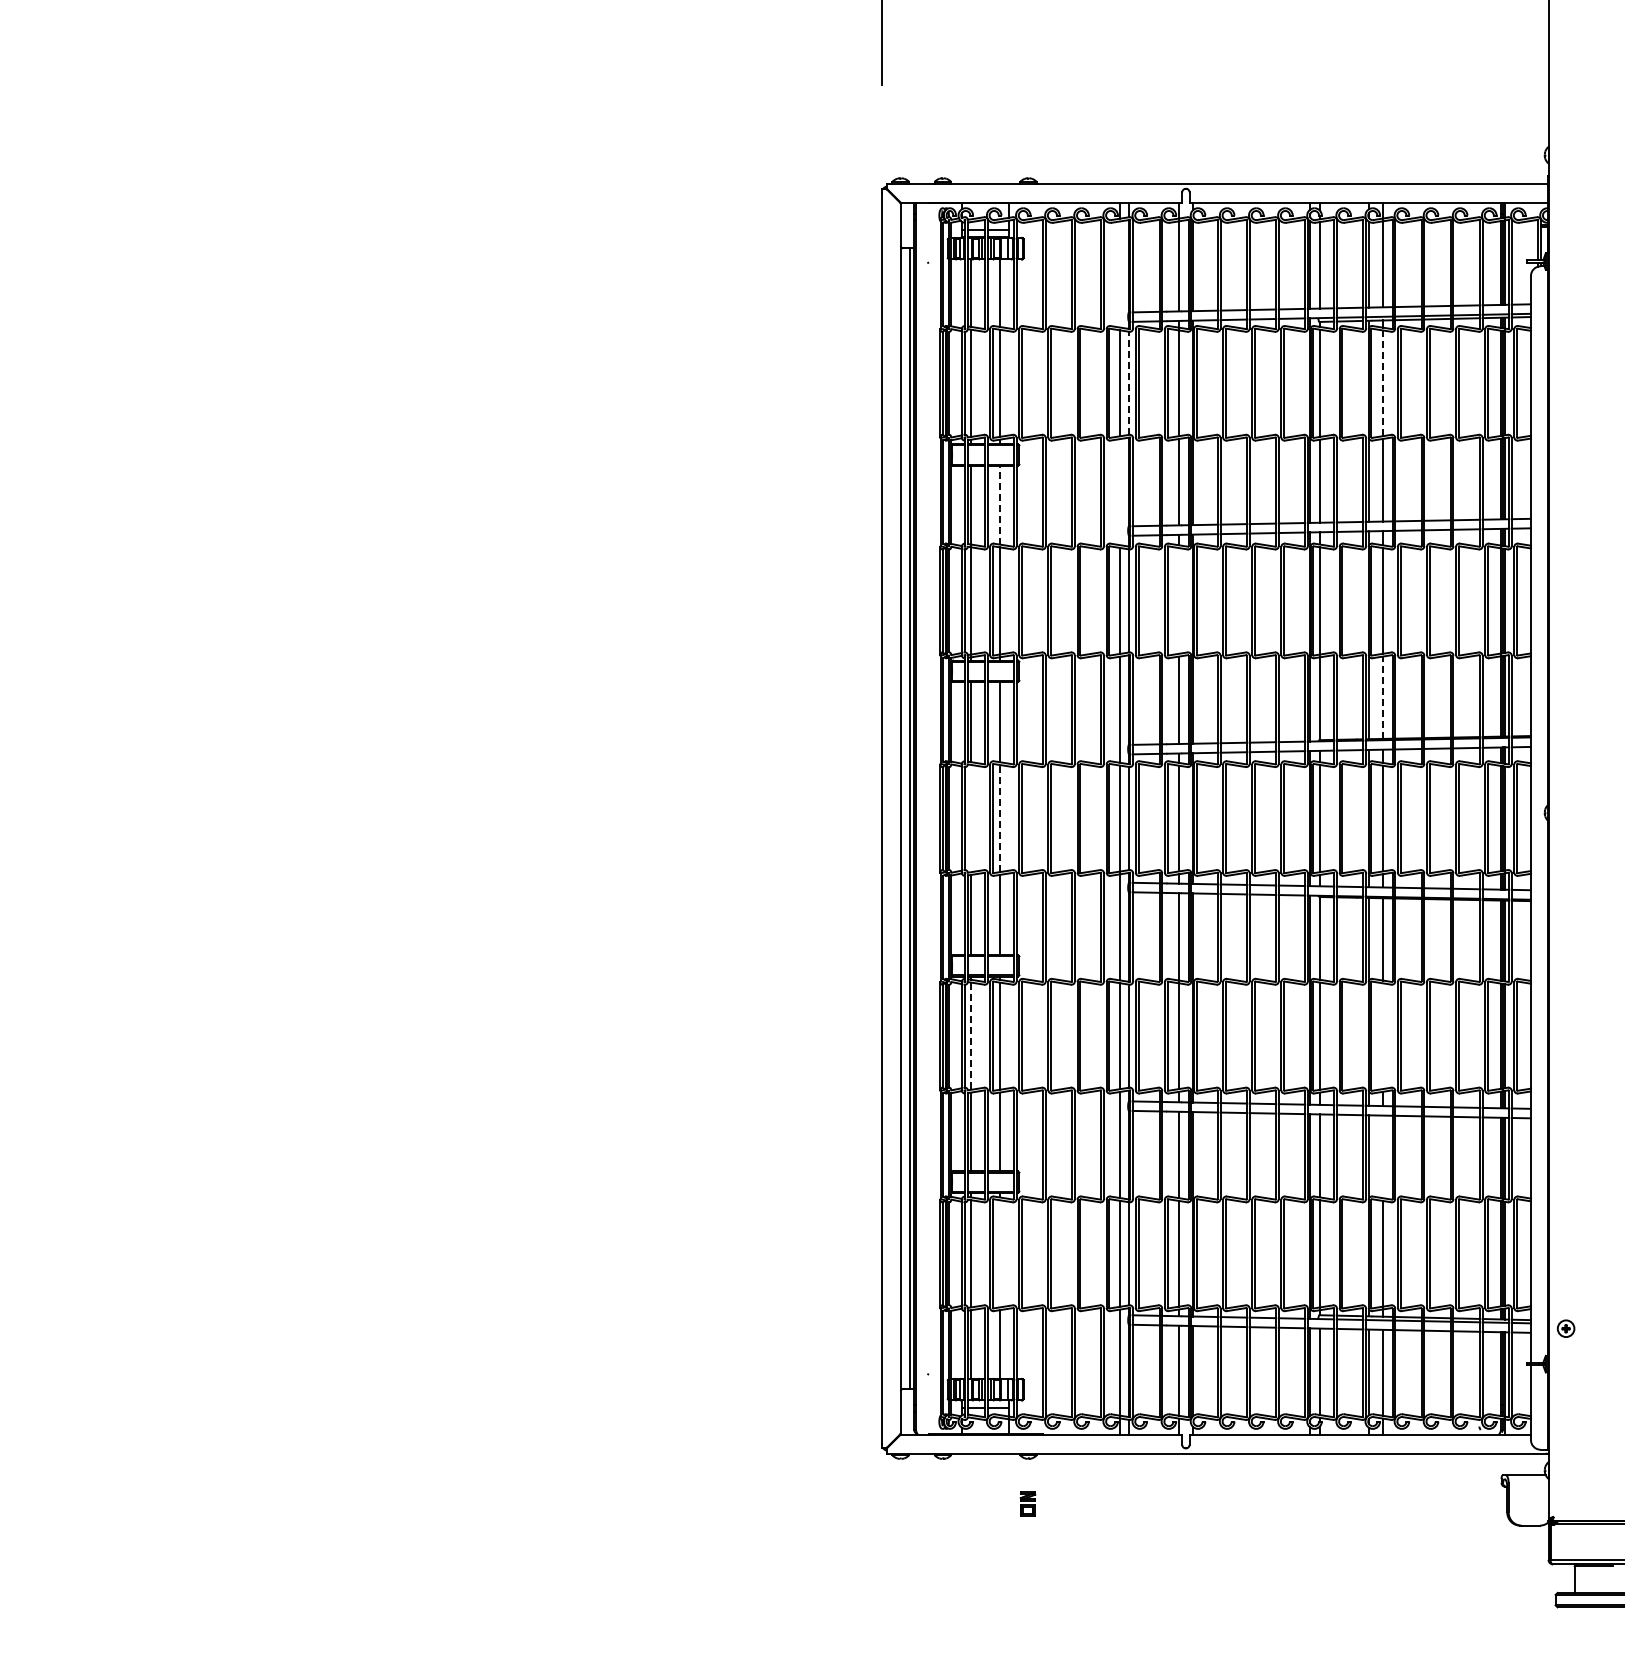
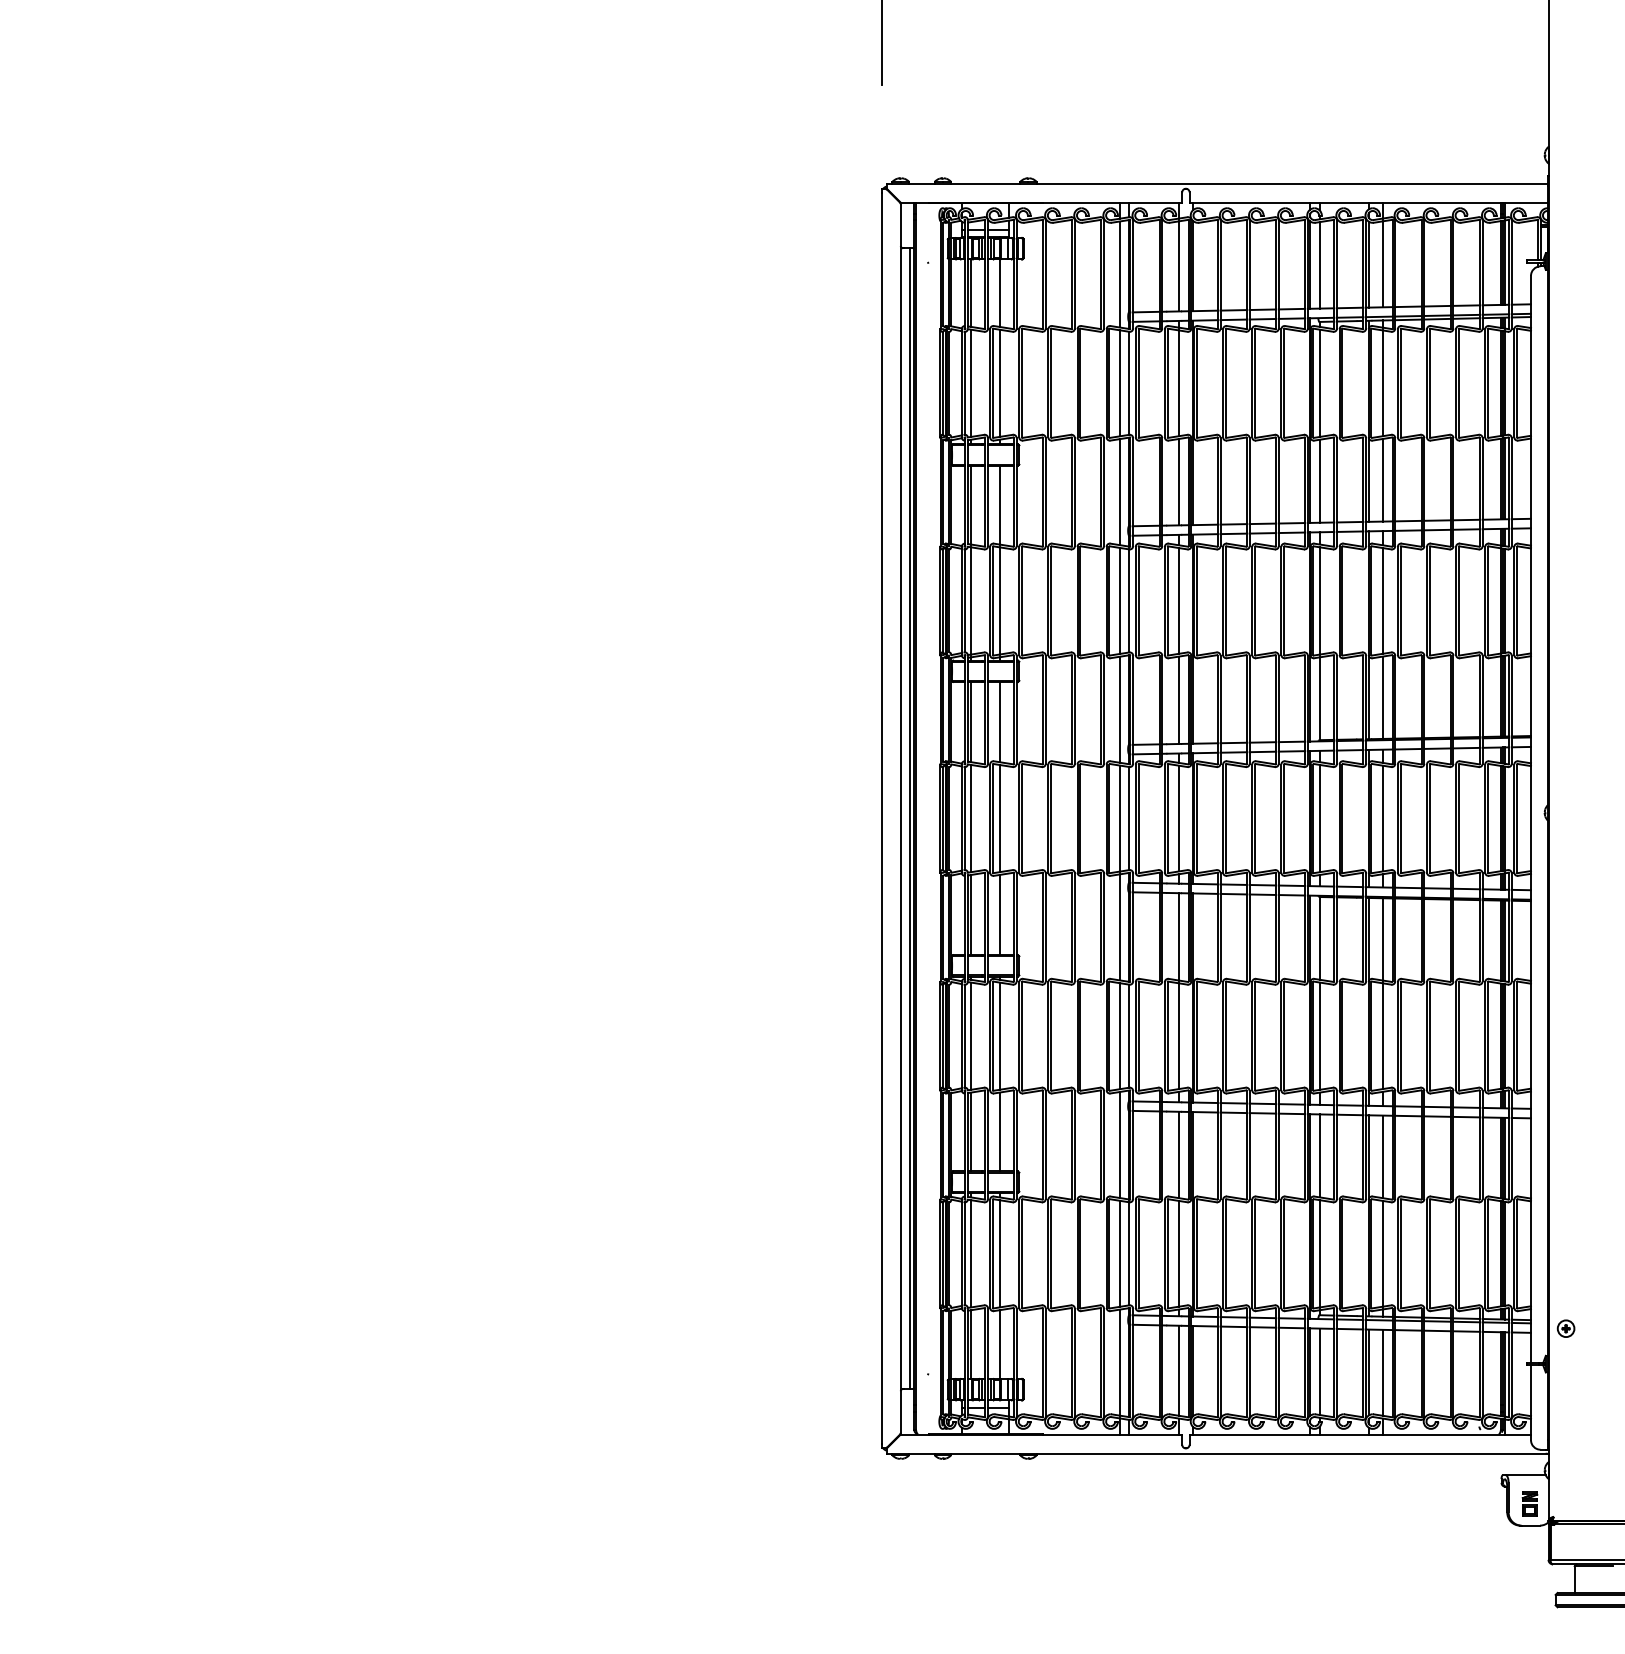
line: none -> present (1119, 274)
line: dashed -> solid (1129, 383)
line: dashed -> solid (1383, 383)
line: none -> present (1119, 492)
line: dashed -> solid (999, 504)
line: none -> present (1178, 600)
line: dashed -> solid (1383, 697)
line: none -> present (971, 818)
line: dashed -> solid (999, 818)
line: dashed -> solid (971, 1036)
line: none -> present (1383, 1036)
line: none -> present (1383, 1156)
line: none -> present (999, 1253)
part position: (1027, 1503) -> (1529, 1503) (1529, 1503)
